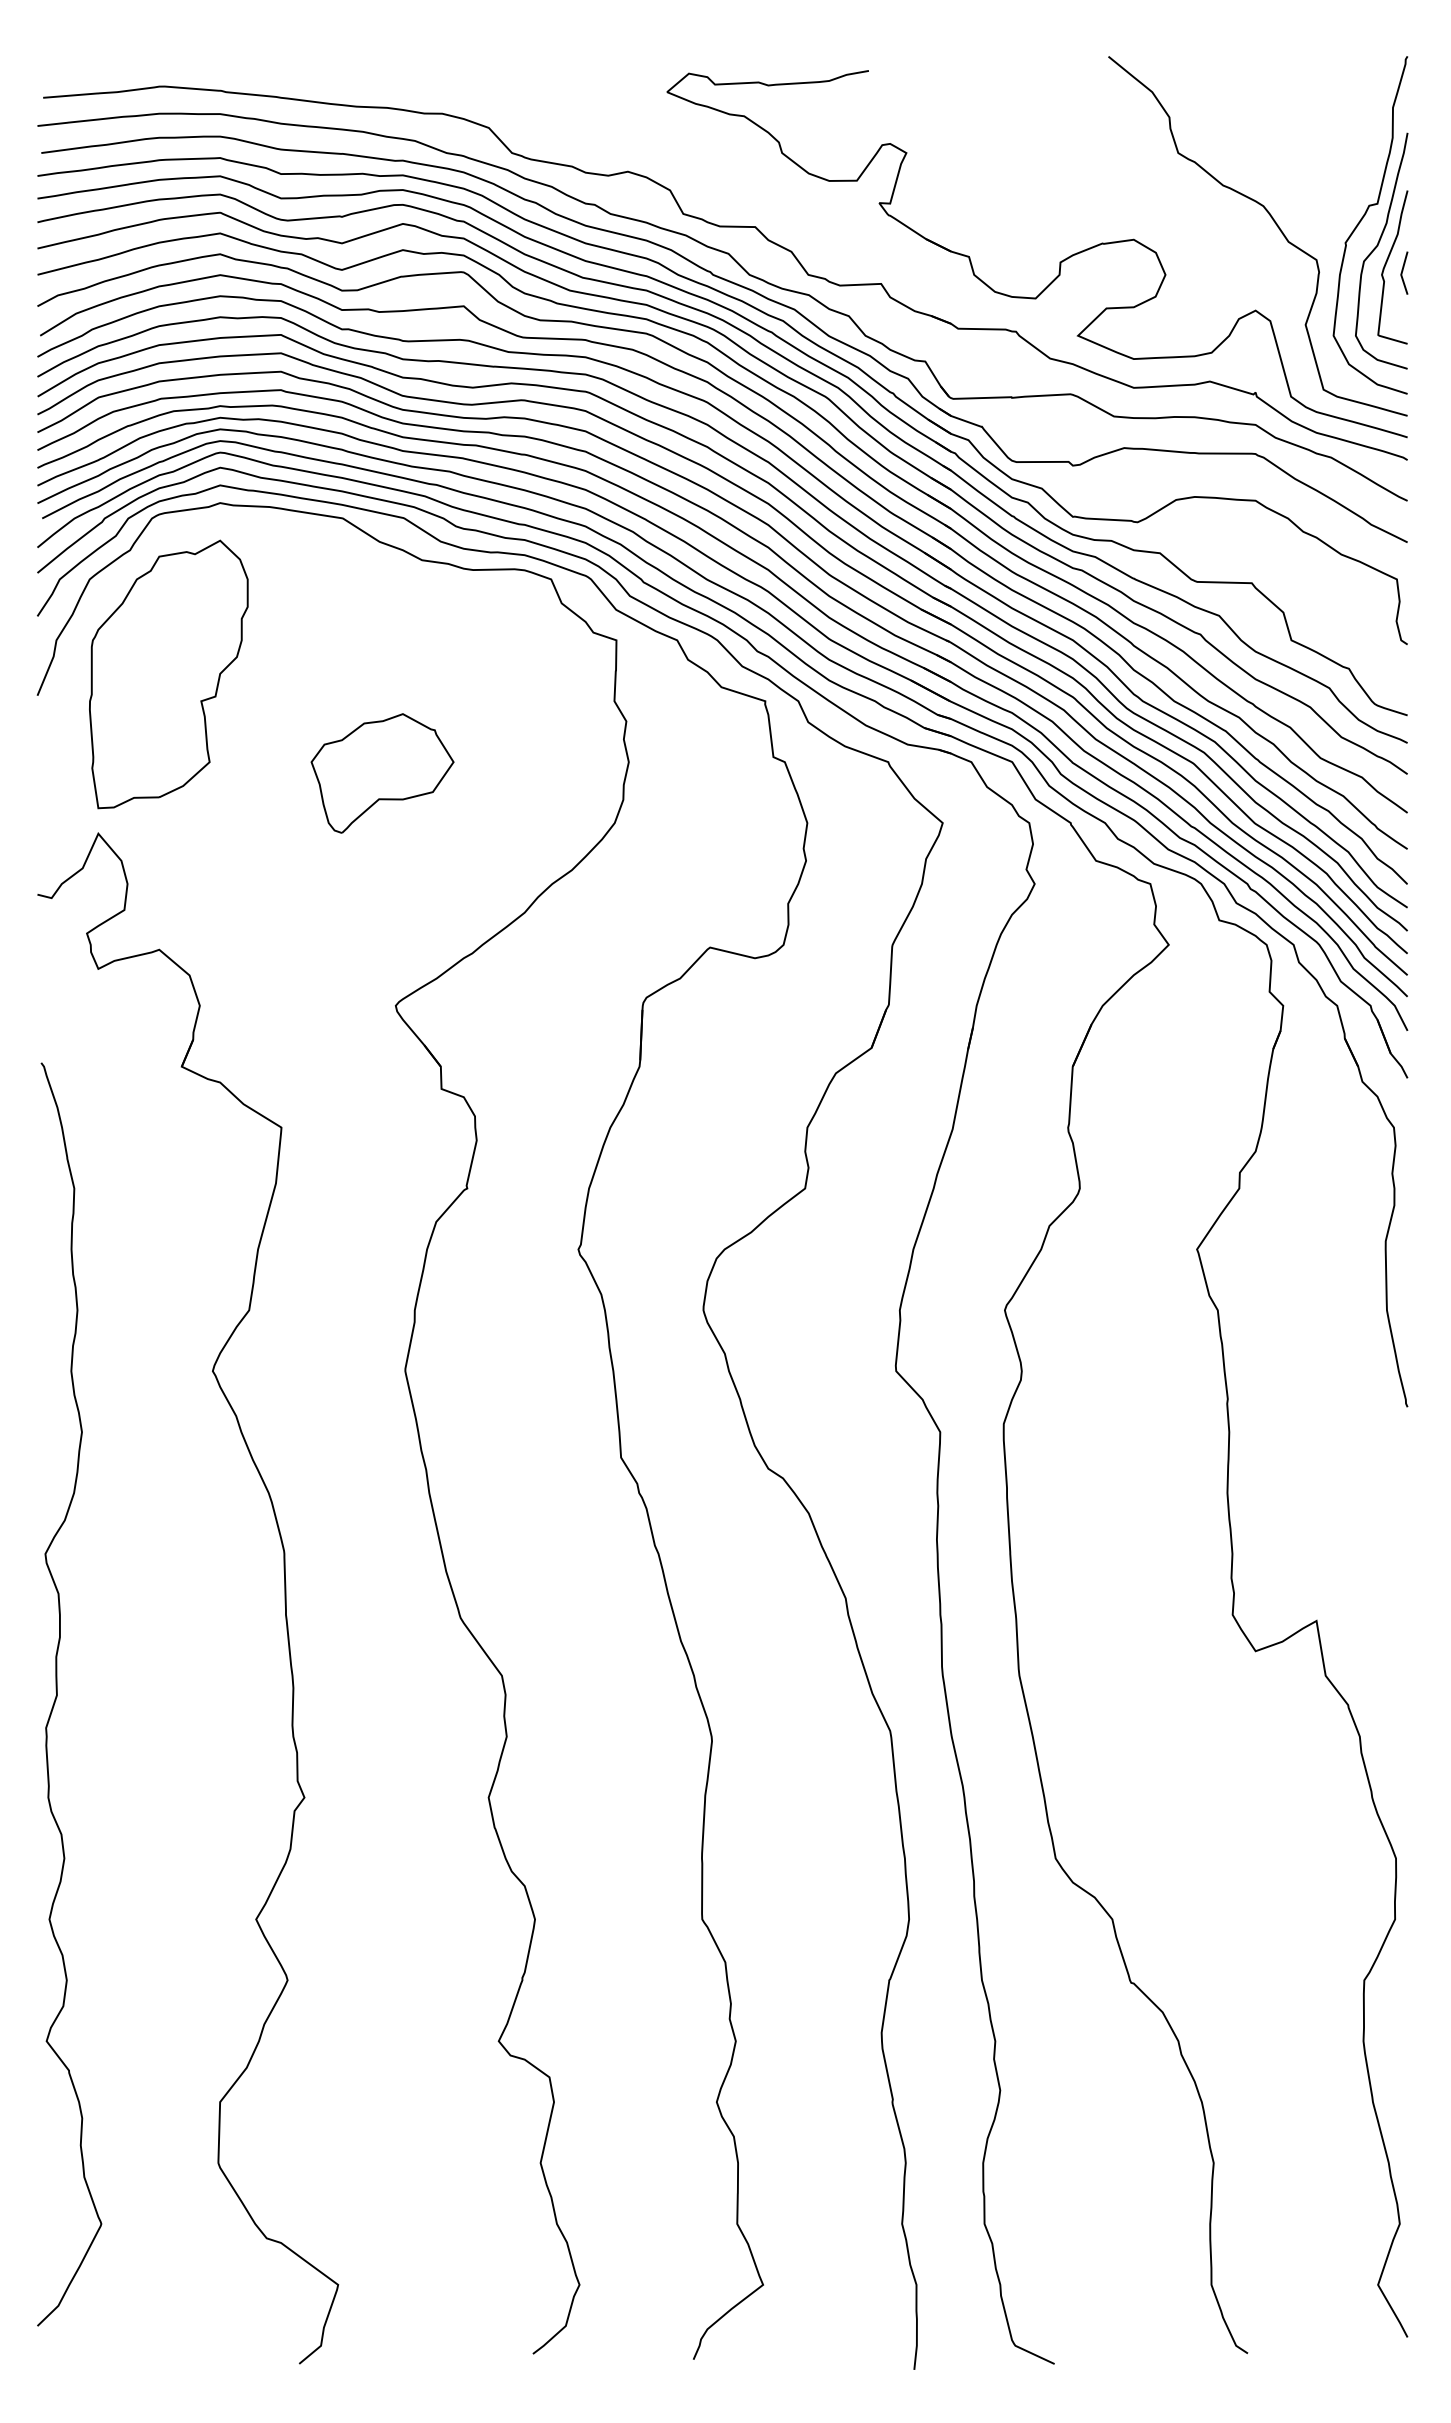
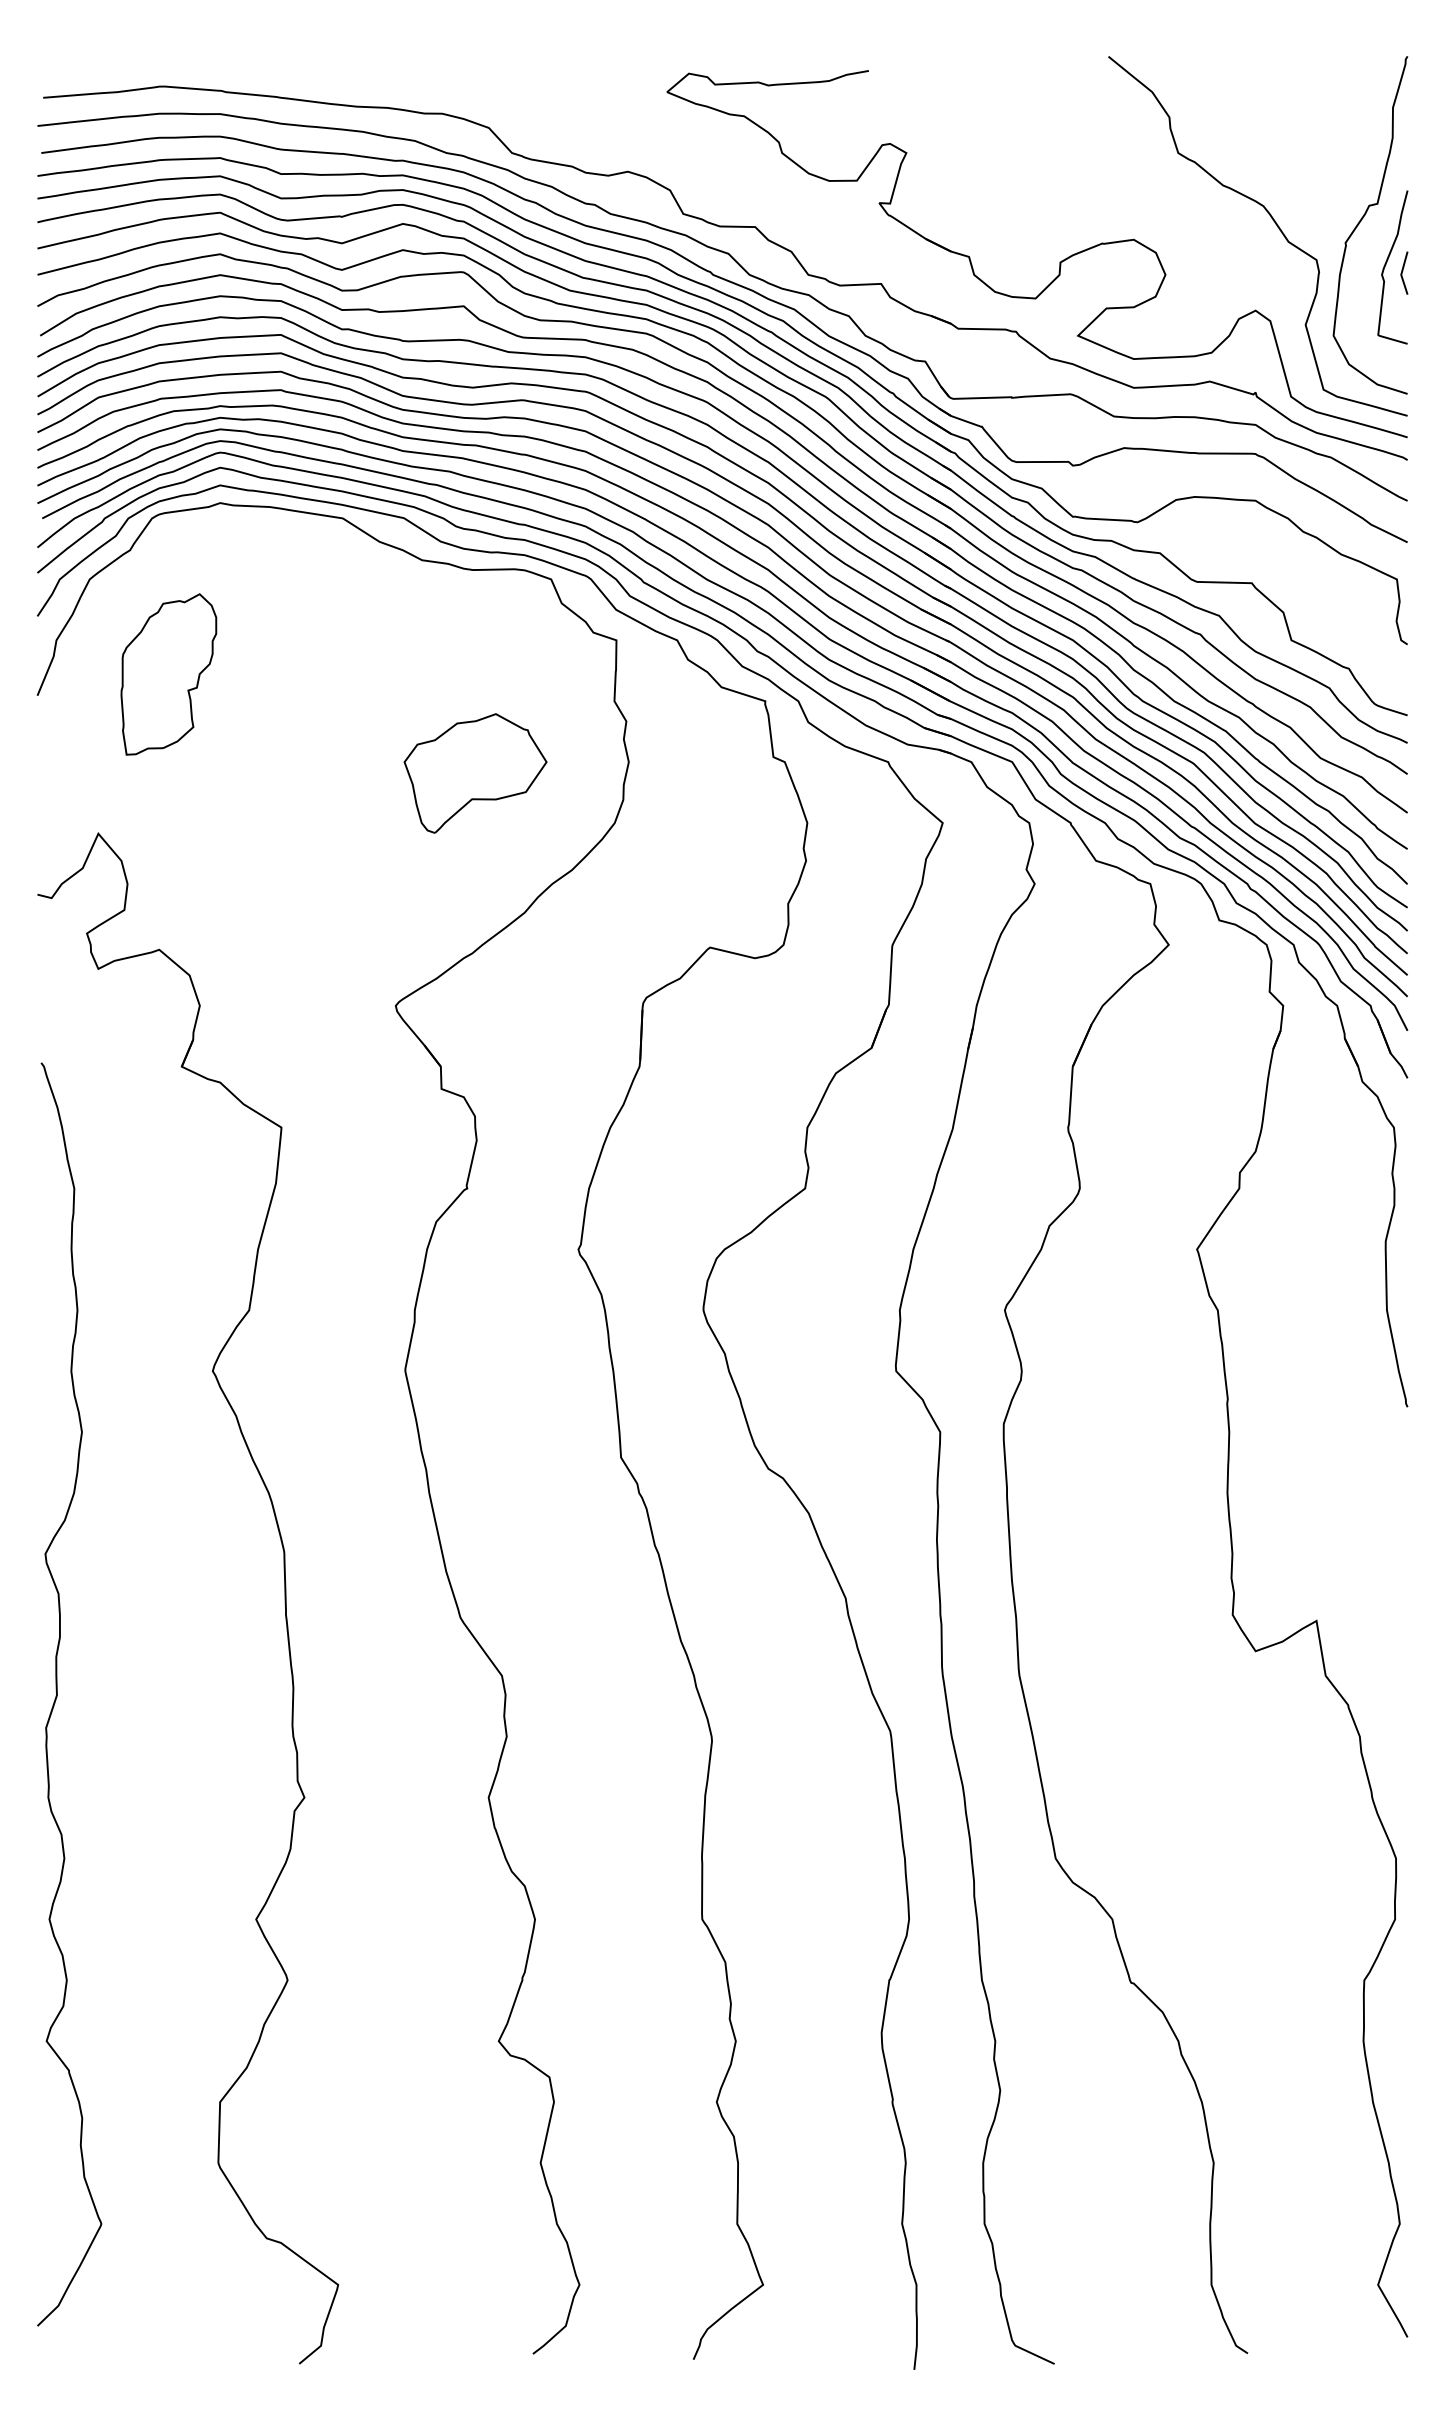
curve: present -> none (1377, 247)
part size: 160x271 px -> 98x163 px (168, 674)
part position: (382, 773) -> (475, 773) (475, 773)
